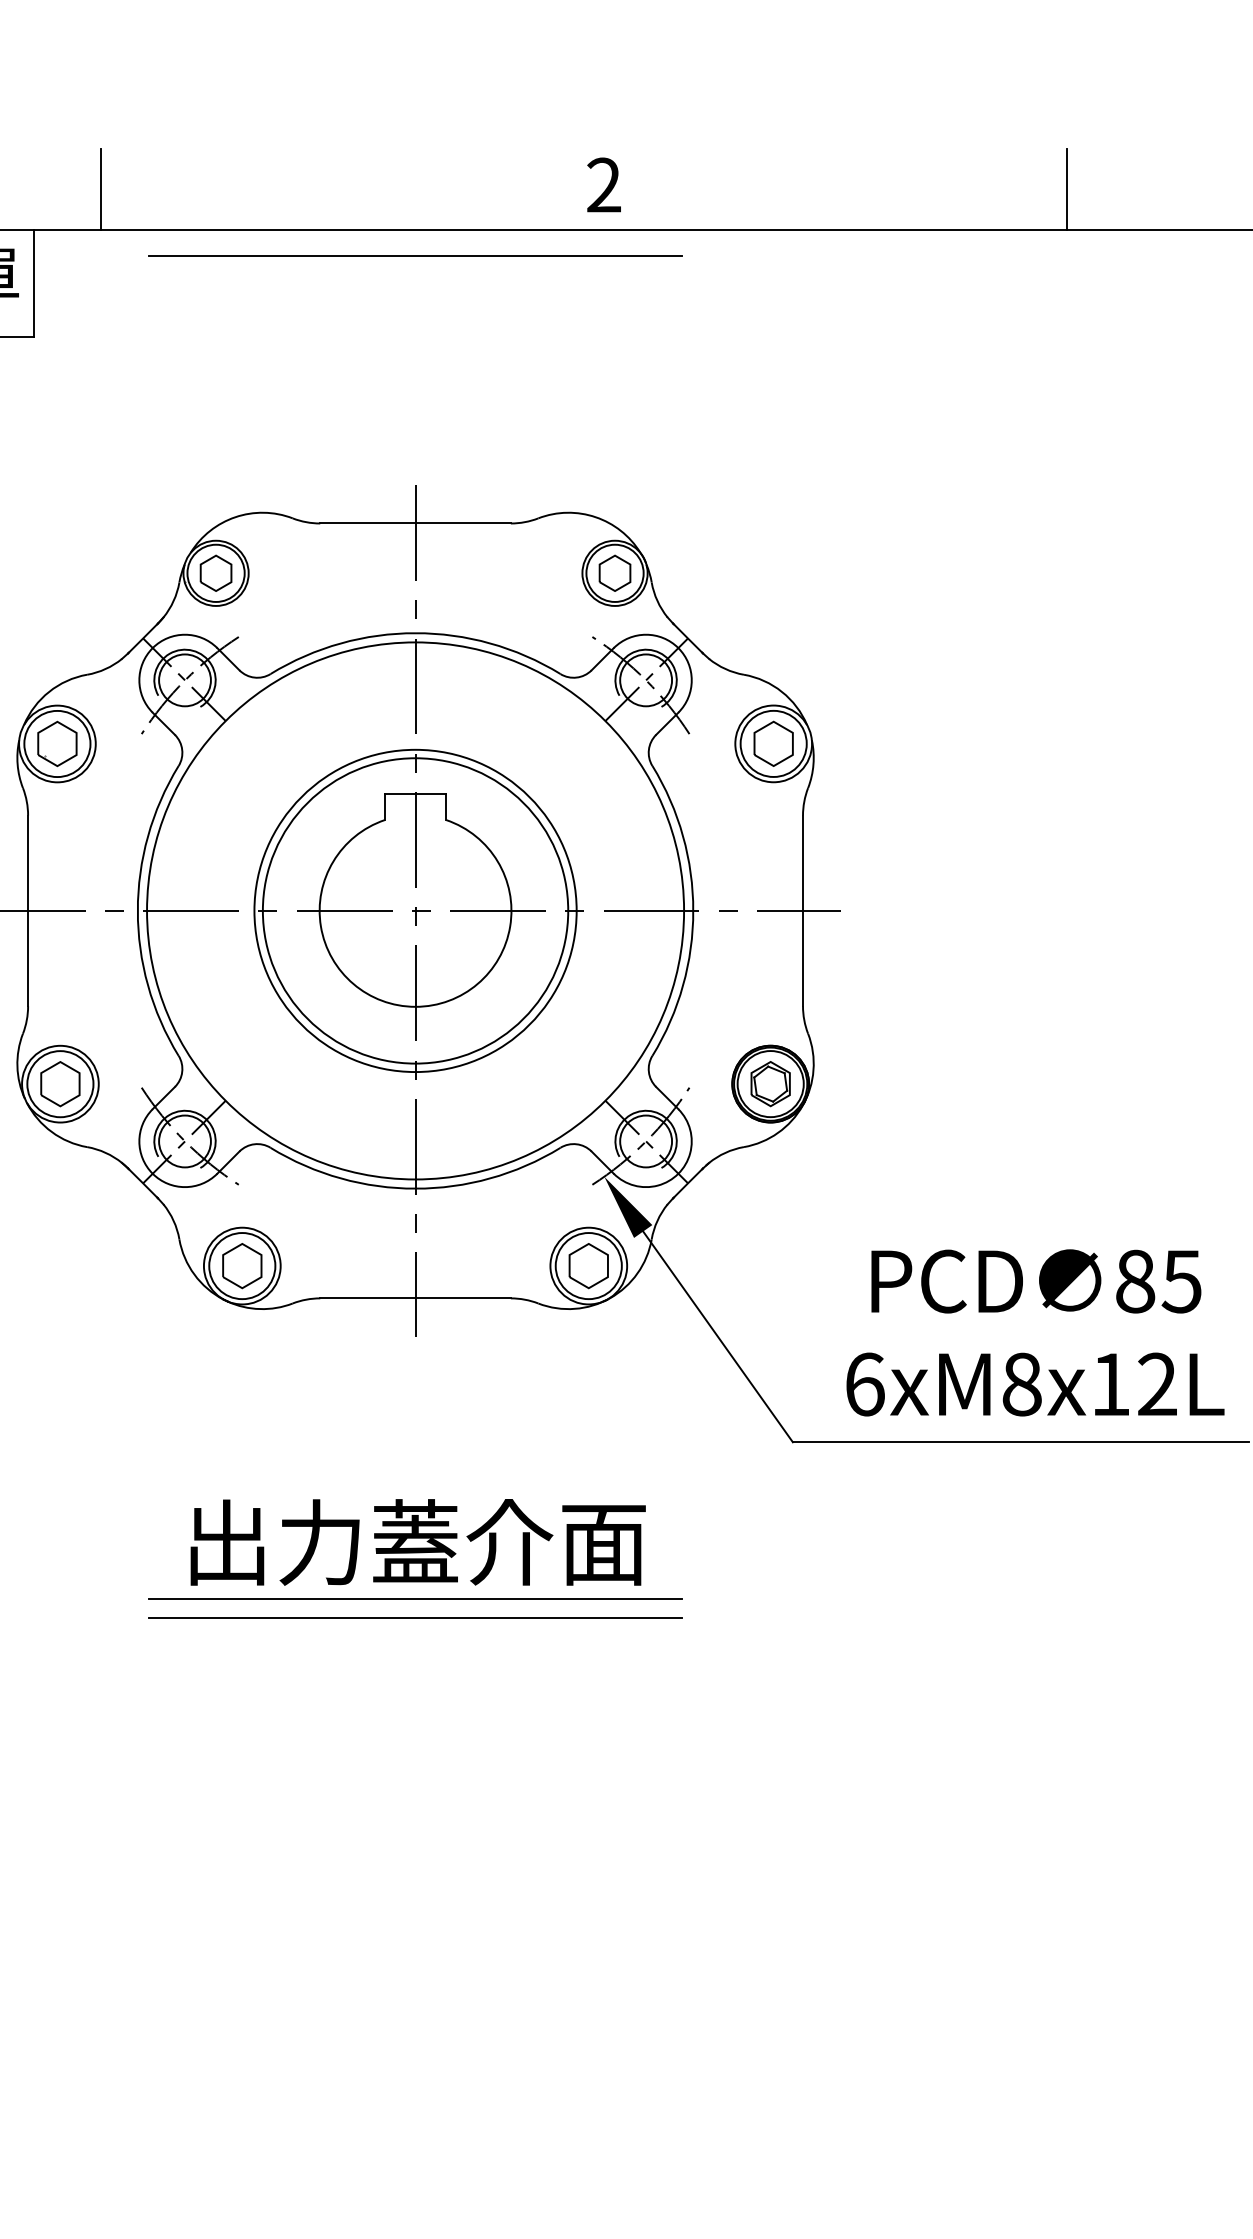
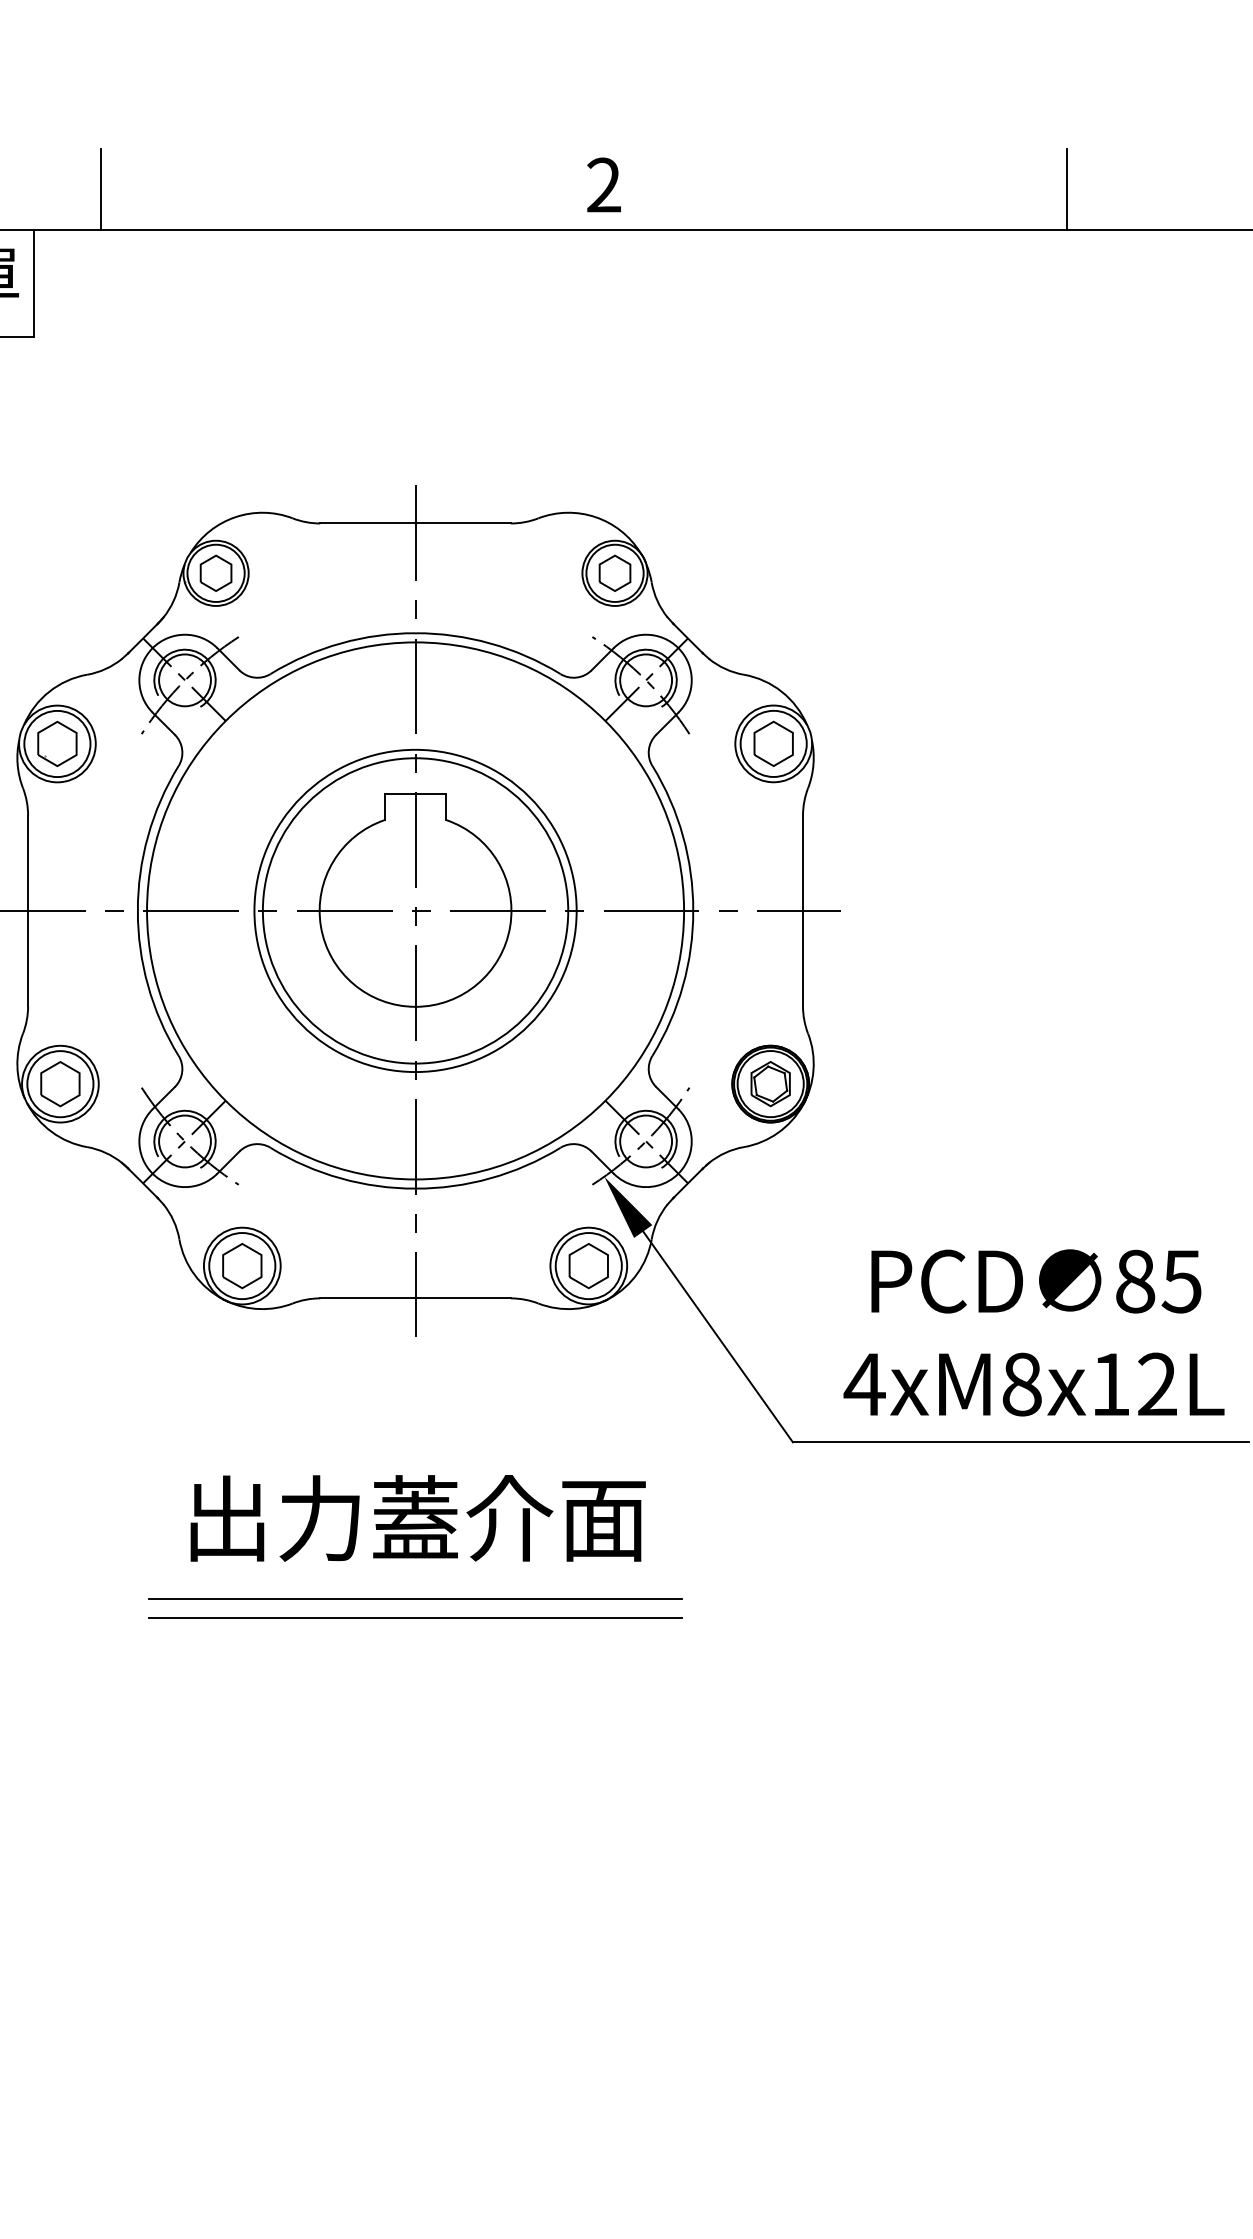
line: present -> none (415, 255)
text: 6xM8x12L -> 4xM8x12L (864, 1384)
text position: (417, 1542) -> (417, 1518) (417, 1518)
